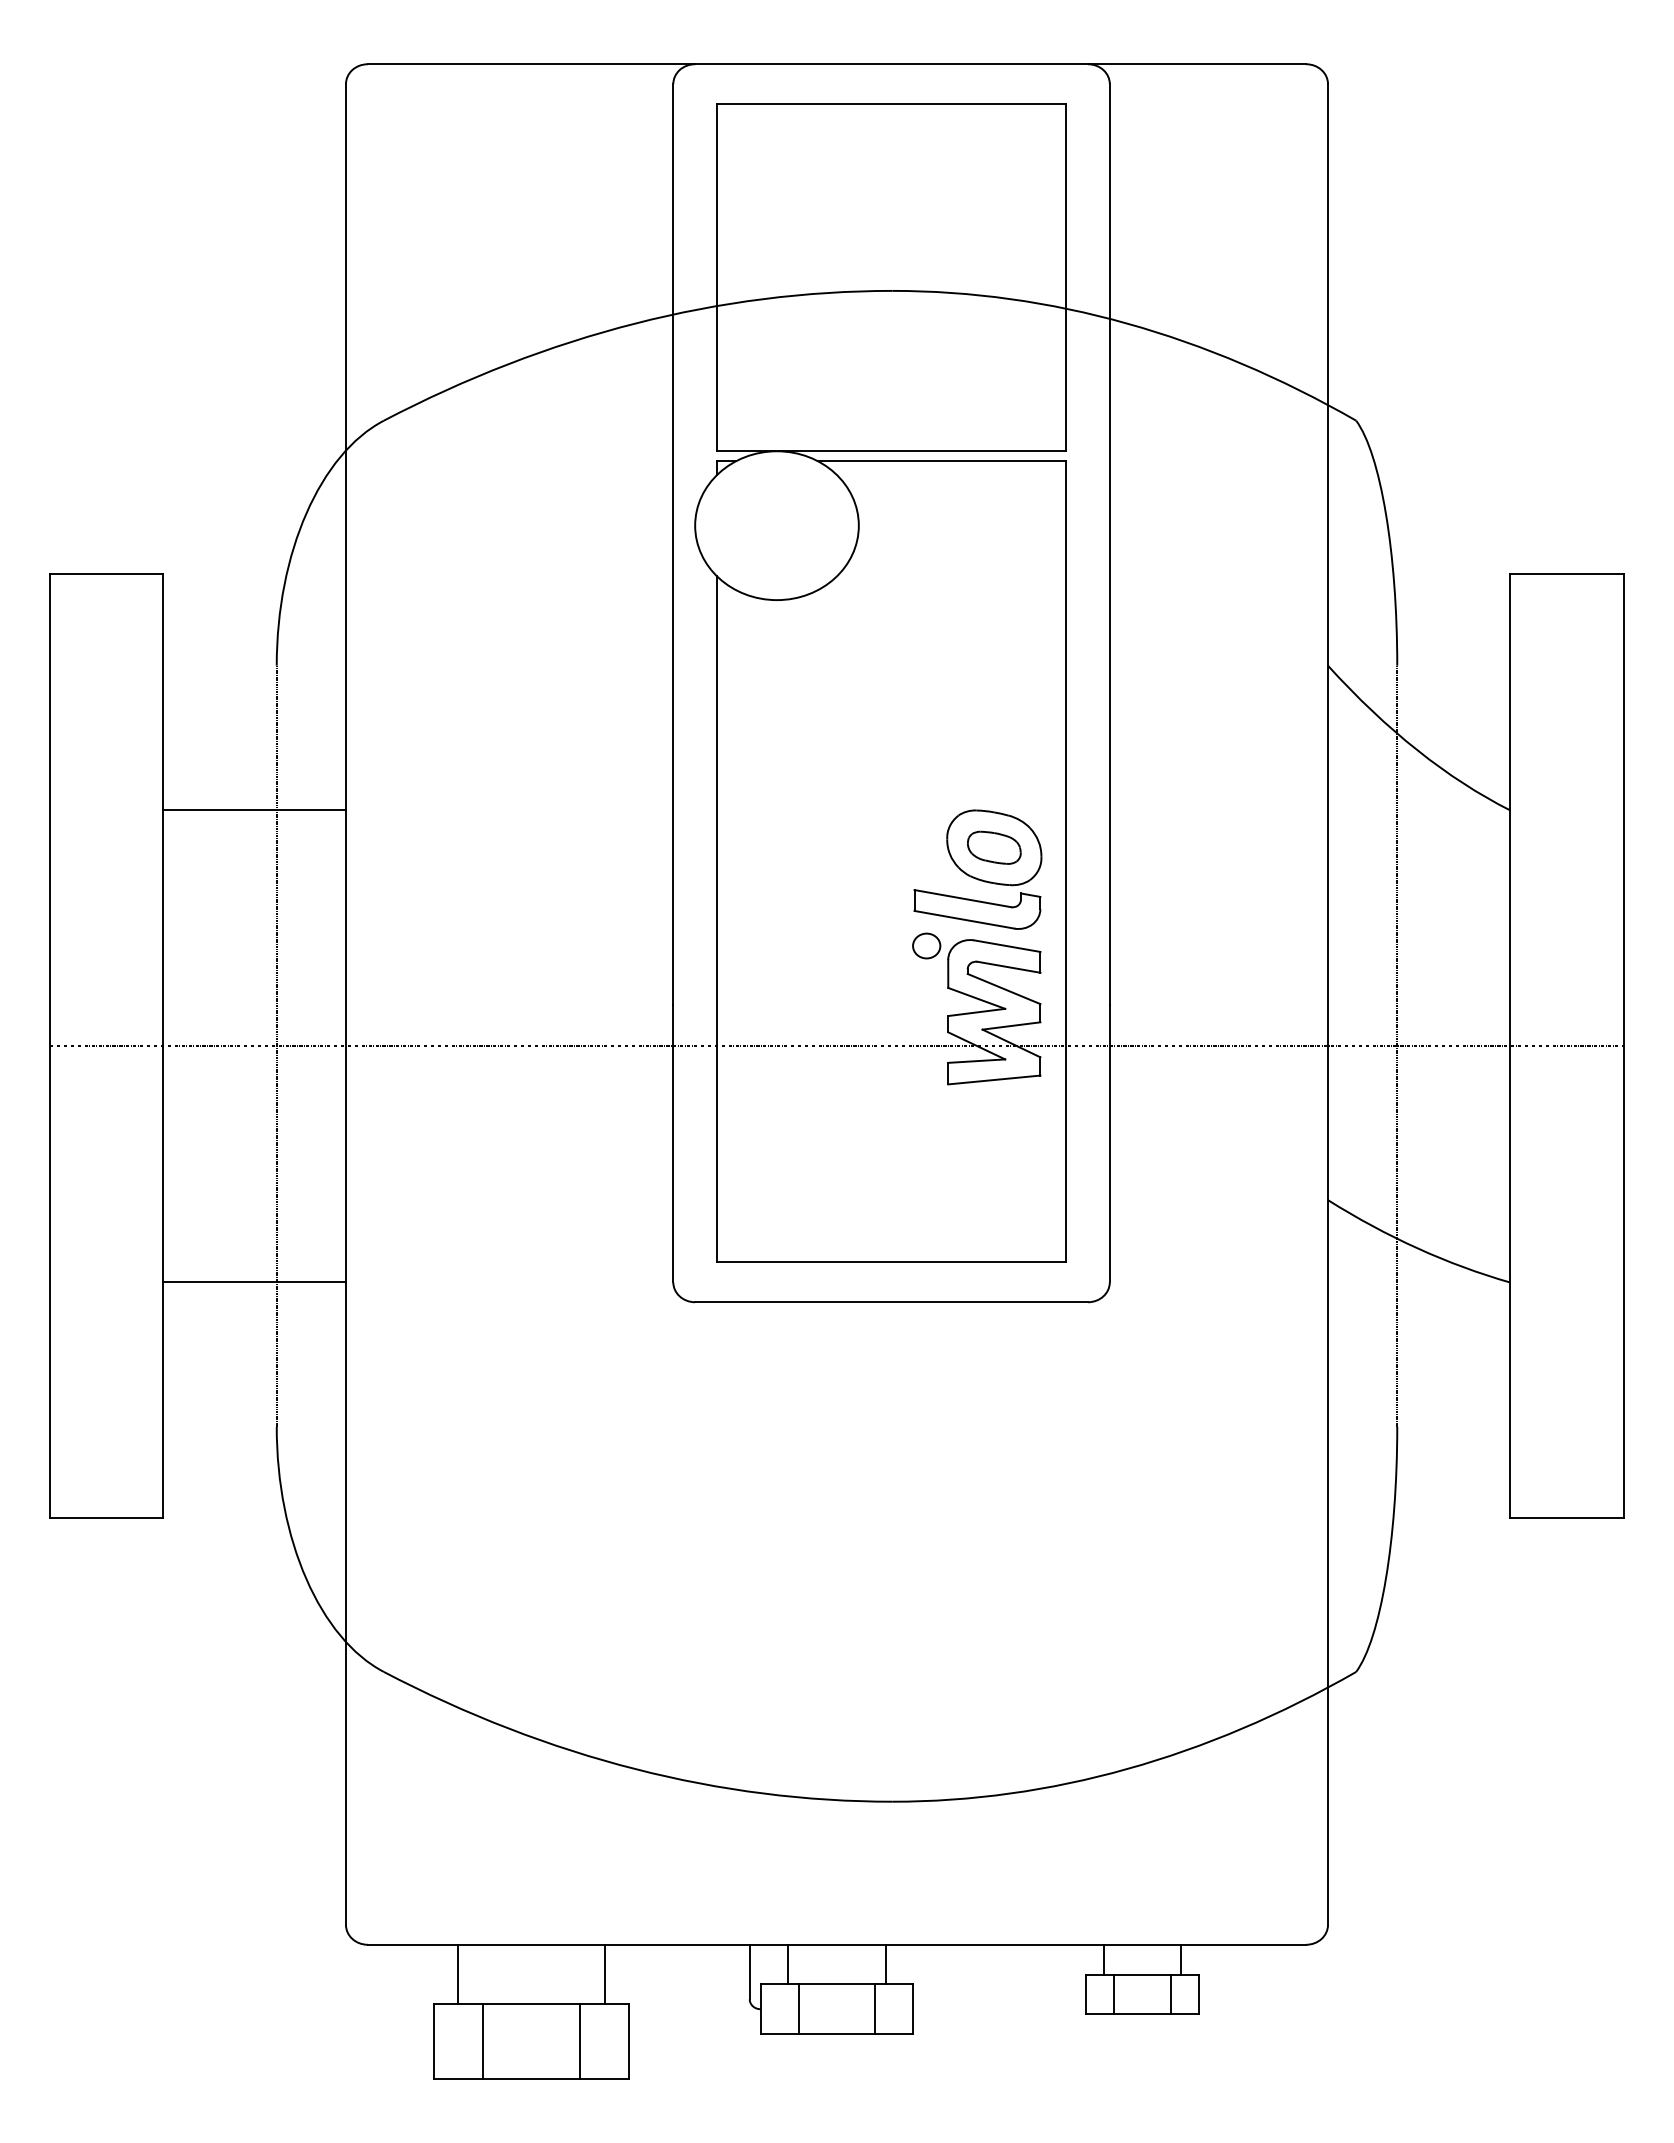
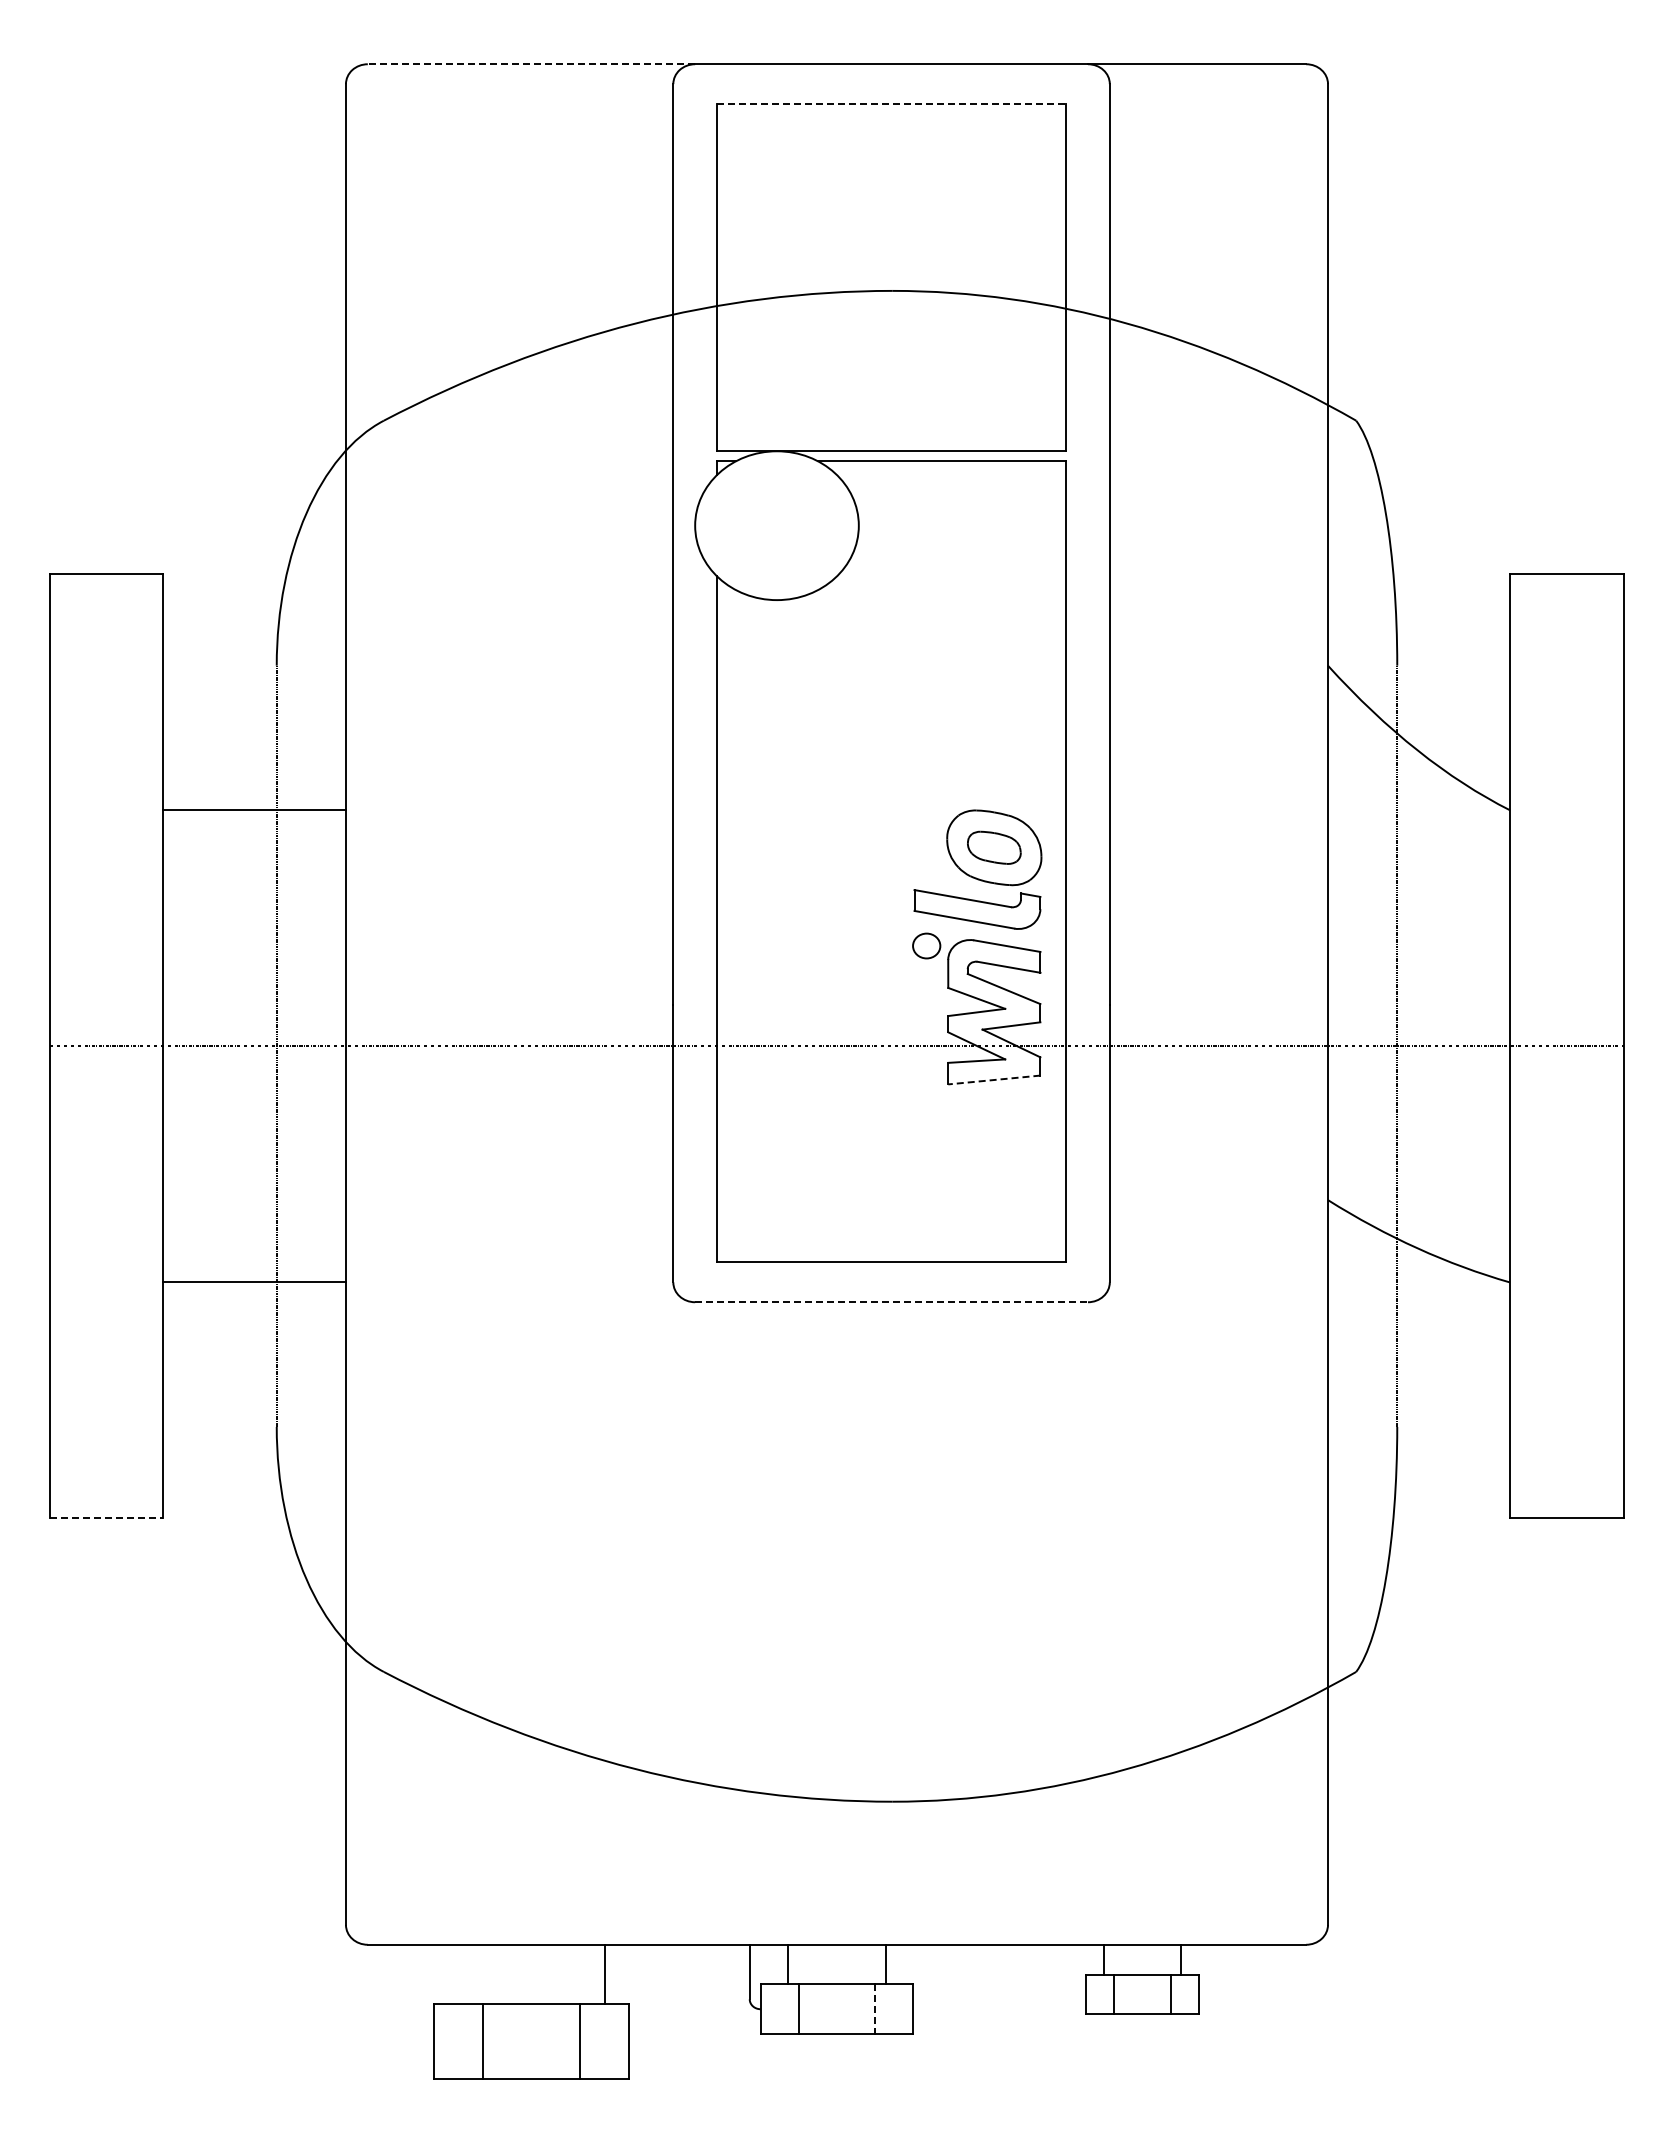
line: solid -> dashed (531, 64)
line: solid -> dashed (891, 104)
line: solid -> dashed (993, 1080)
line: solid -> dashed (892, 1302)
line: solid -> dashed (106, 1518)
line: present -> none (457, 1974)
line: solid -> dashed (874, 2009)
